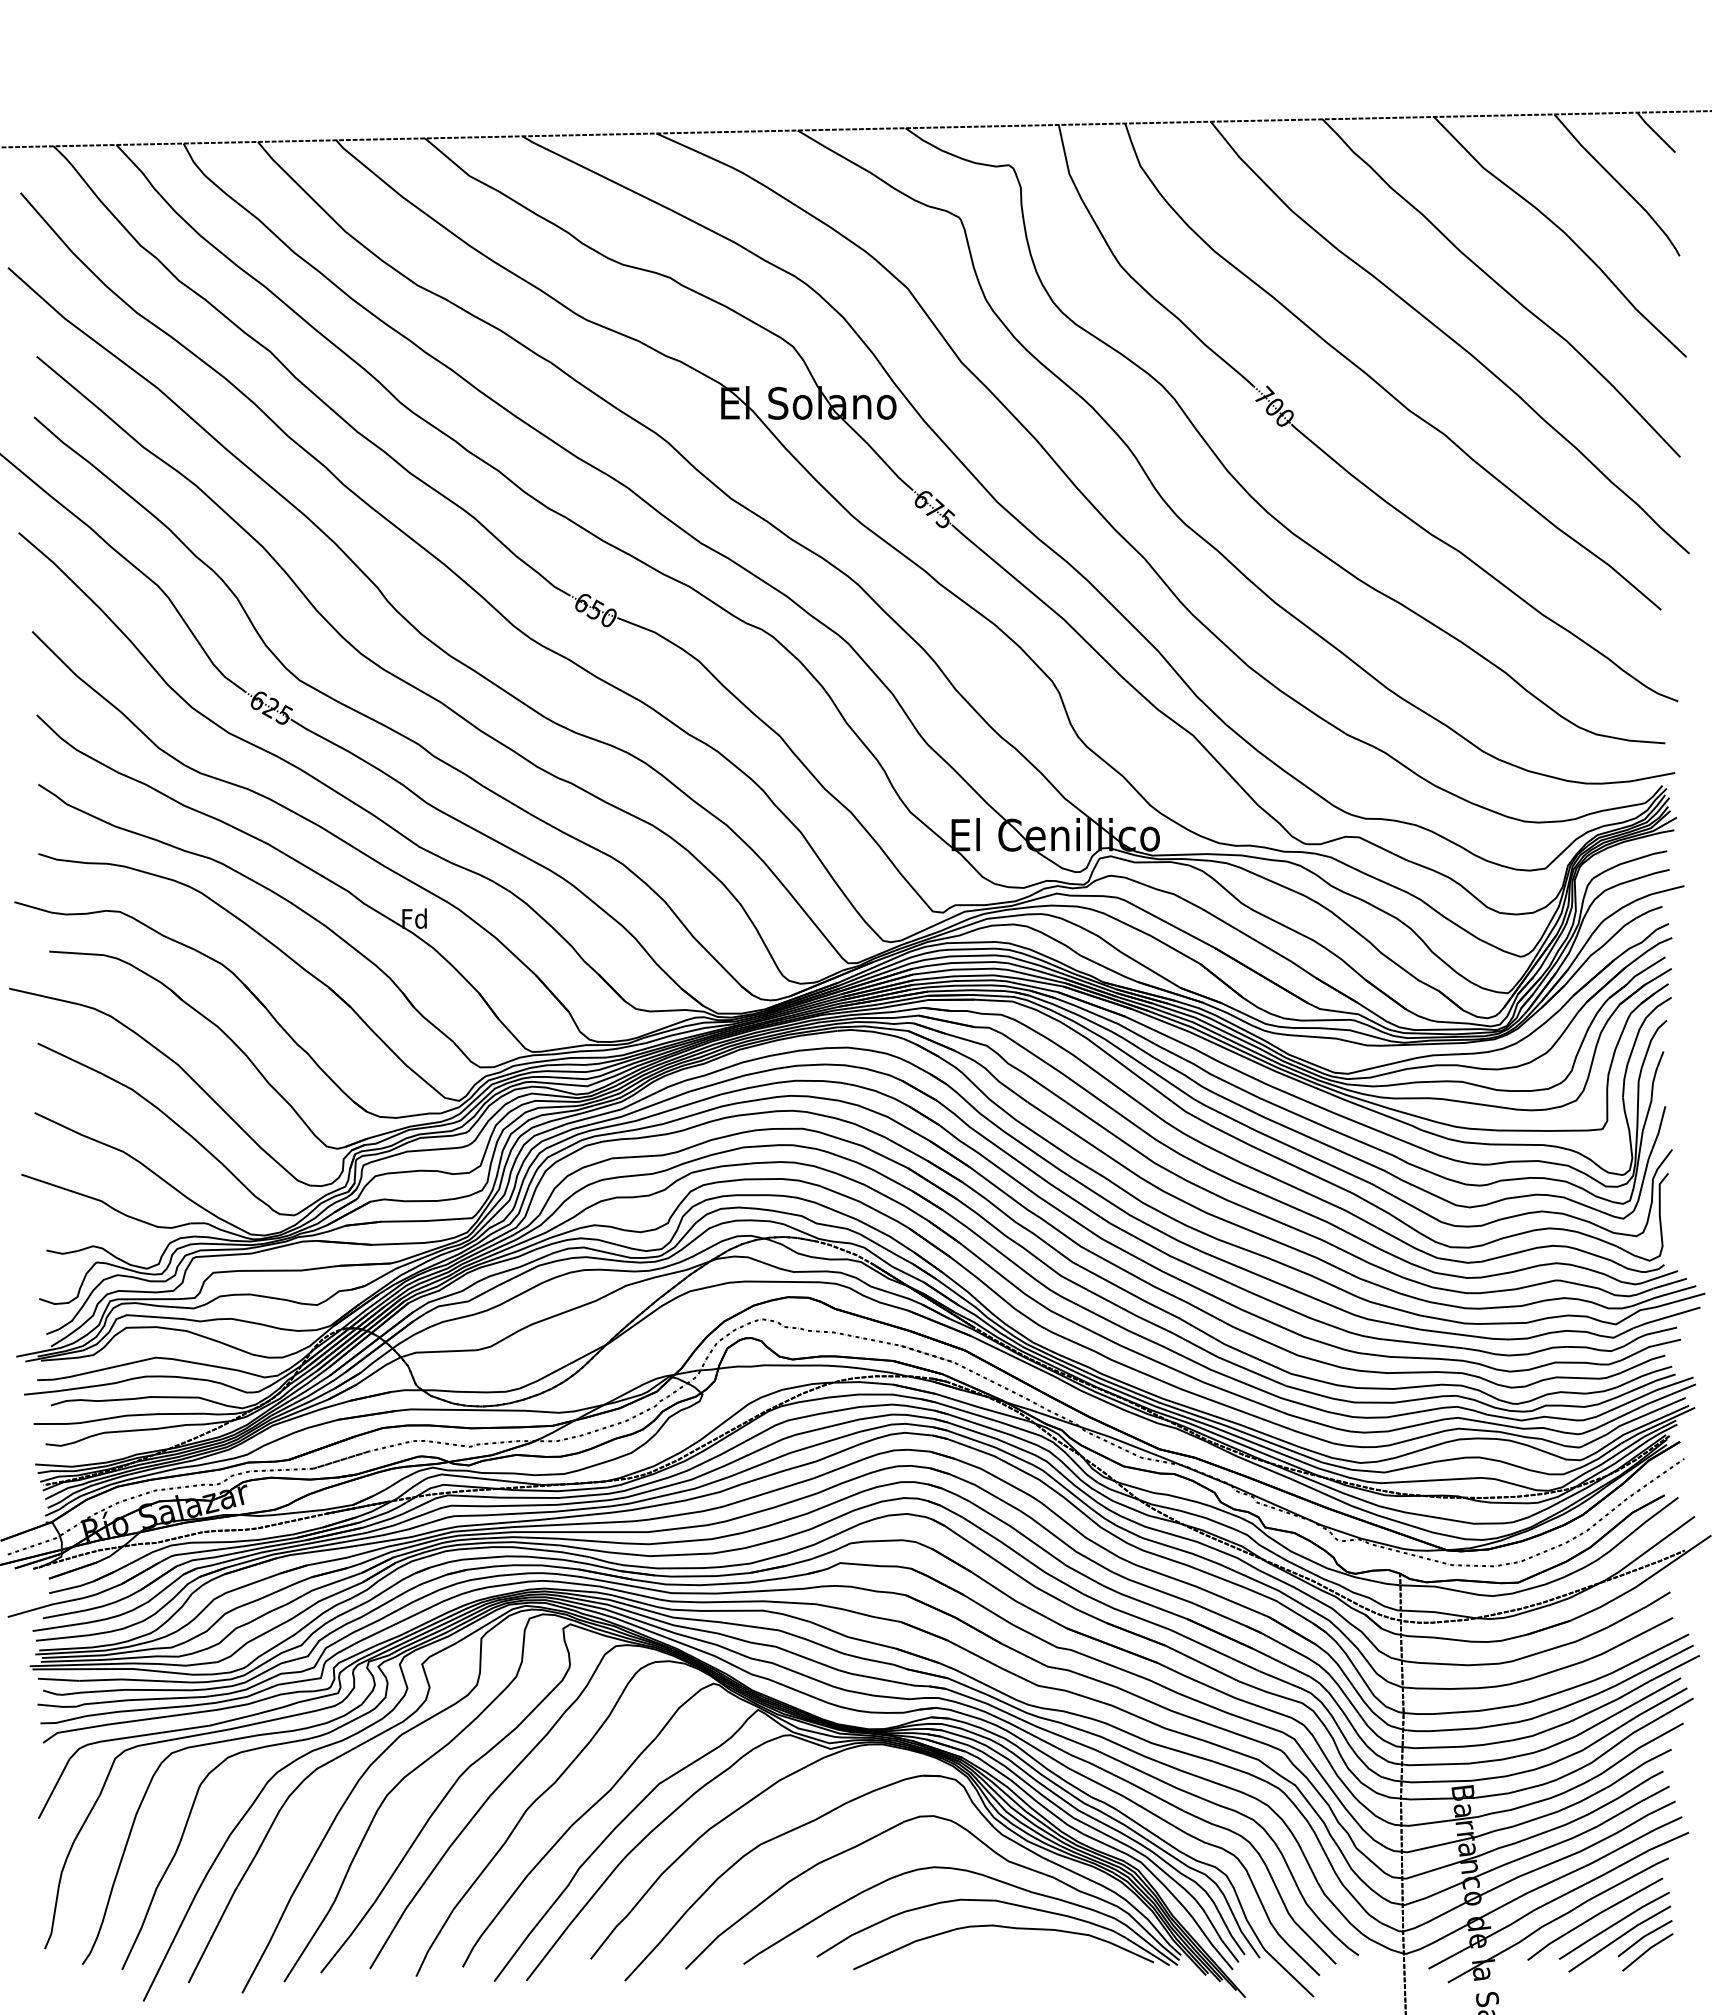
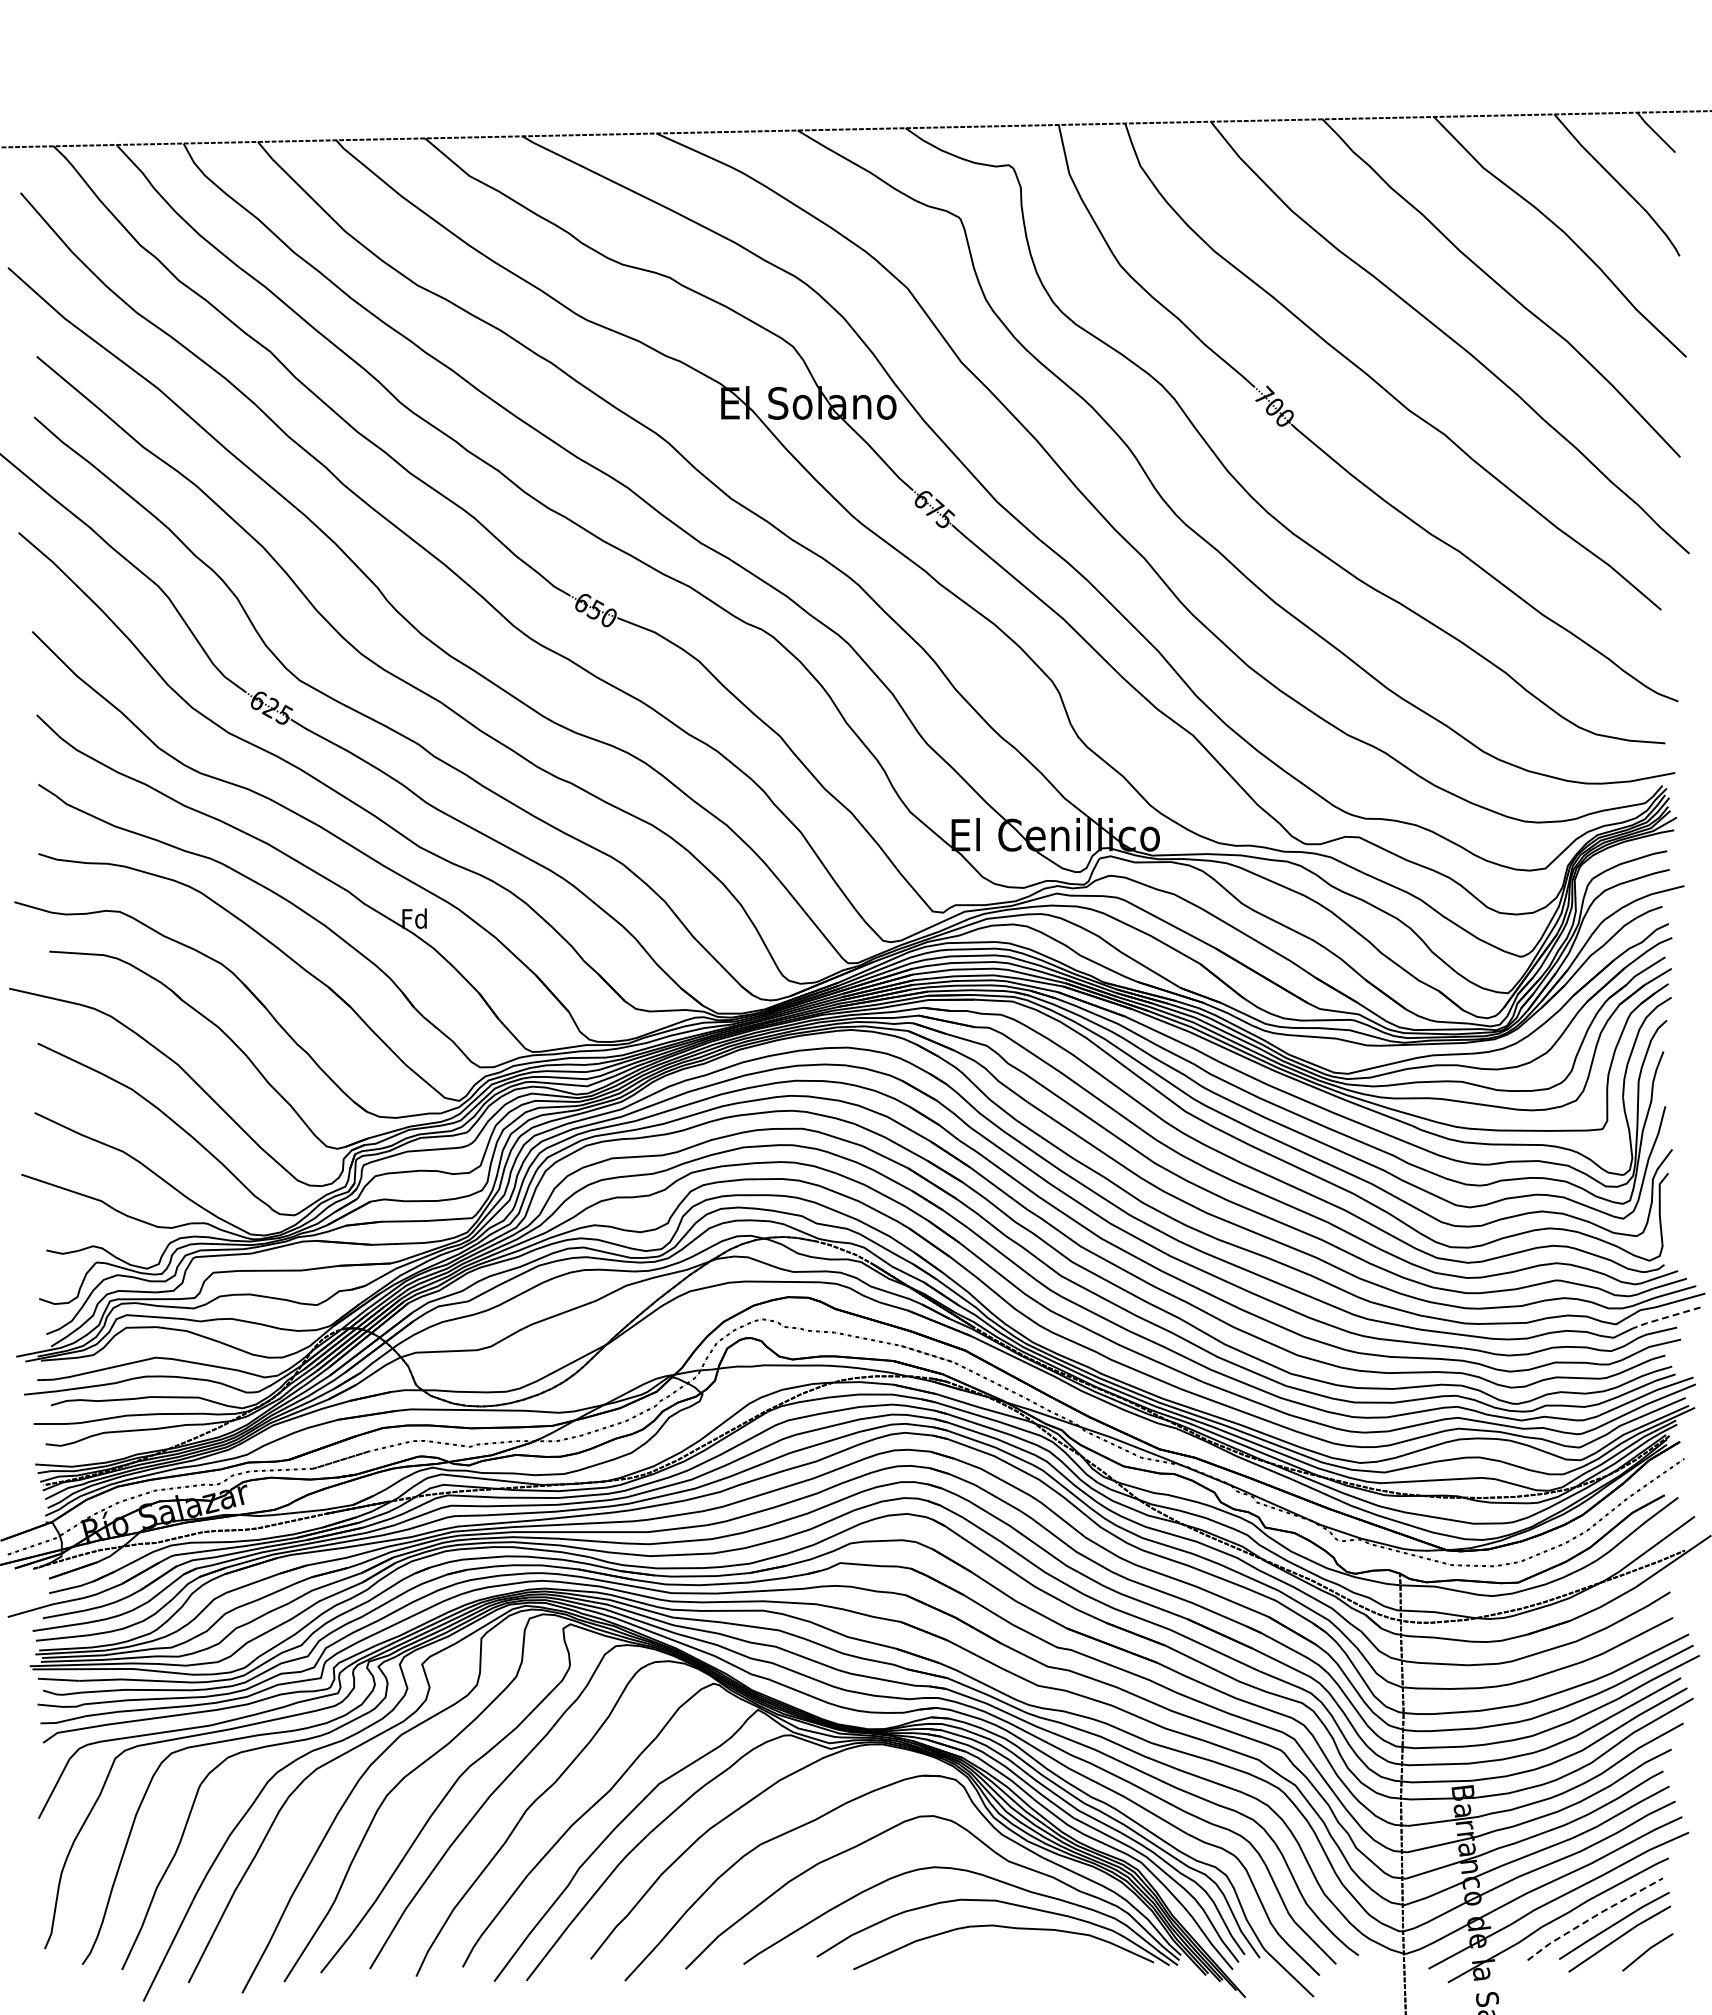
line: solid -> dashed (1666, 1317)
line: solid -> dashed (1593, 1917)
line: present -> none (1644, 1937)
